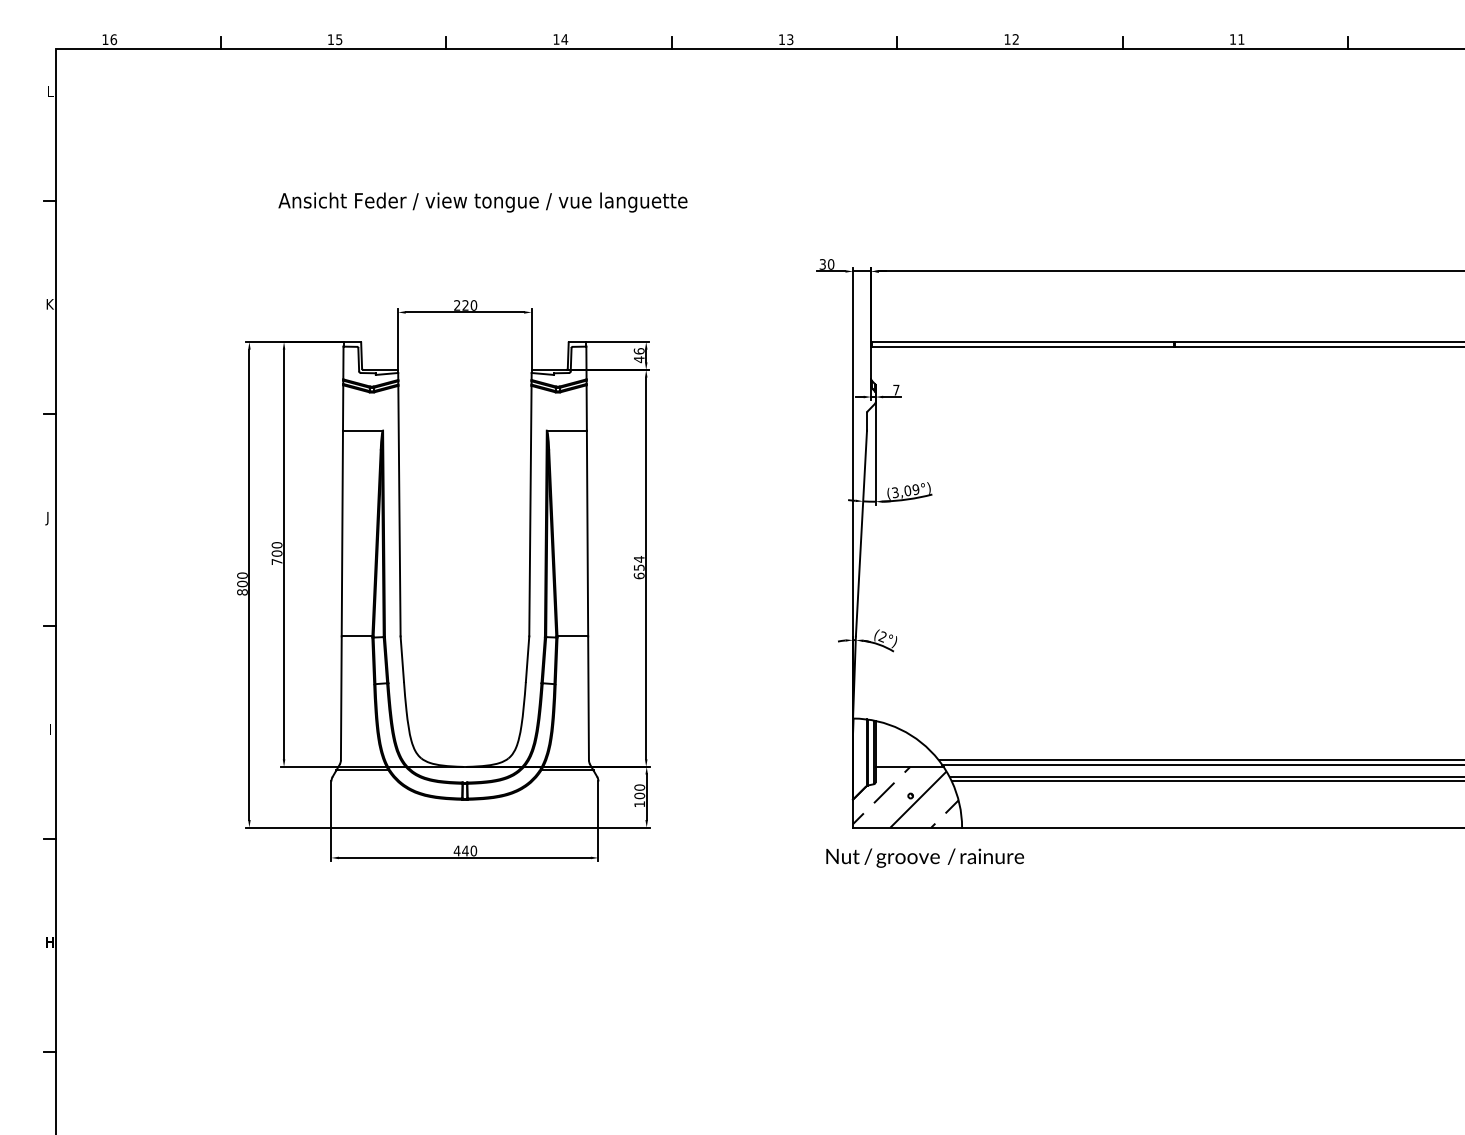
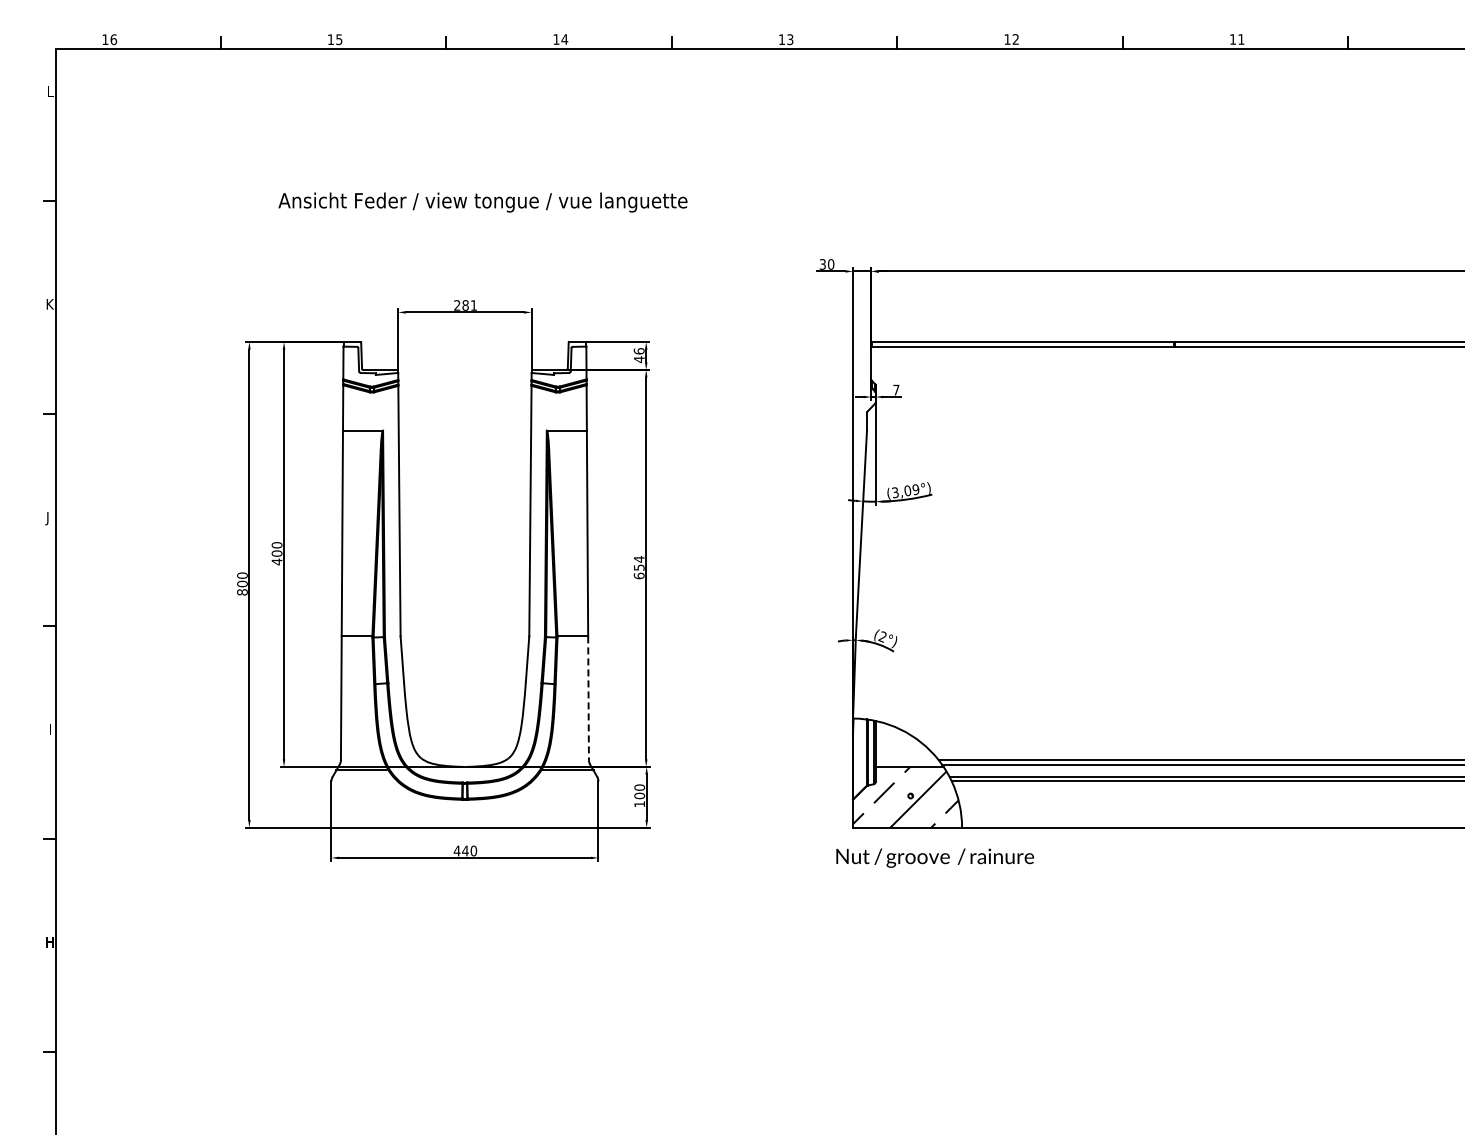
text: 220 -> 281 (469, 305)
text: 700 -> 400 (276, 561)
line: solid -> dashed (588, 698)
text position: (924, 857) -> (934, 857) (934, 857)
